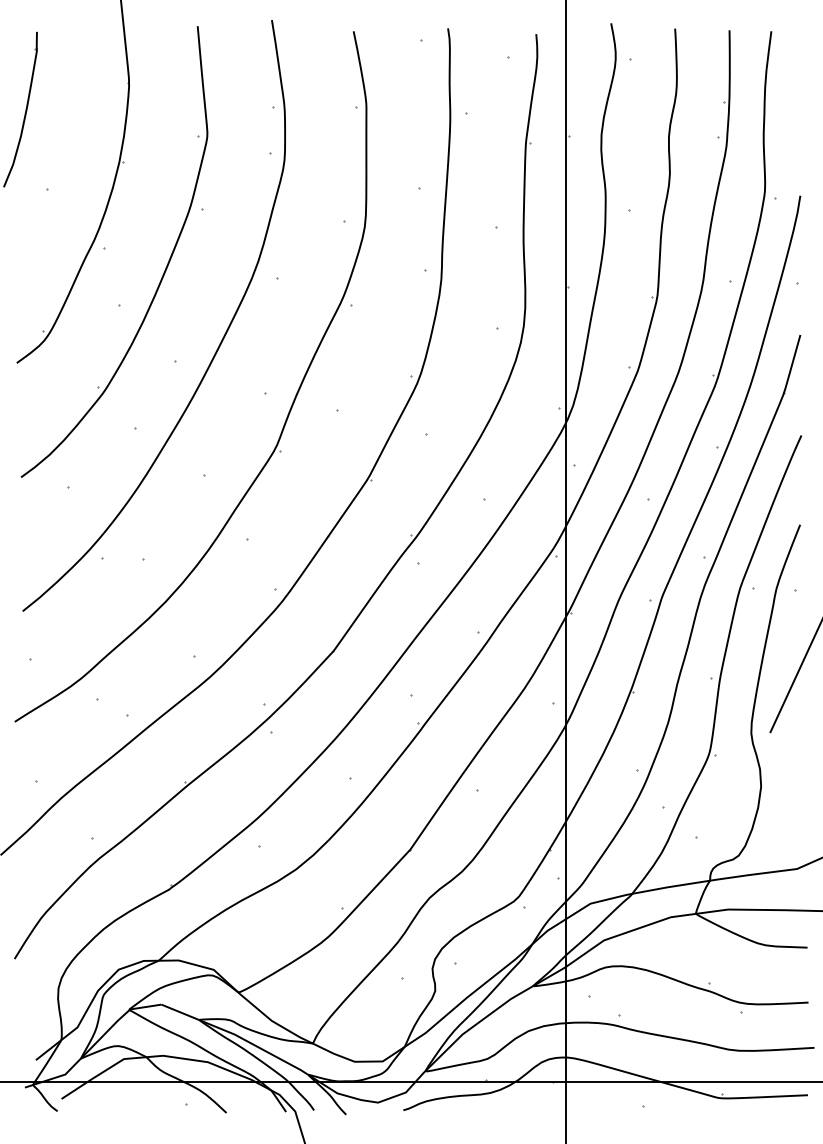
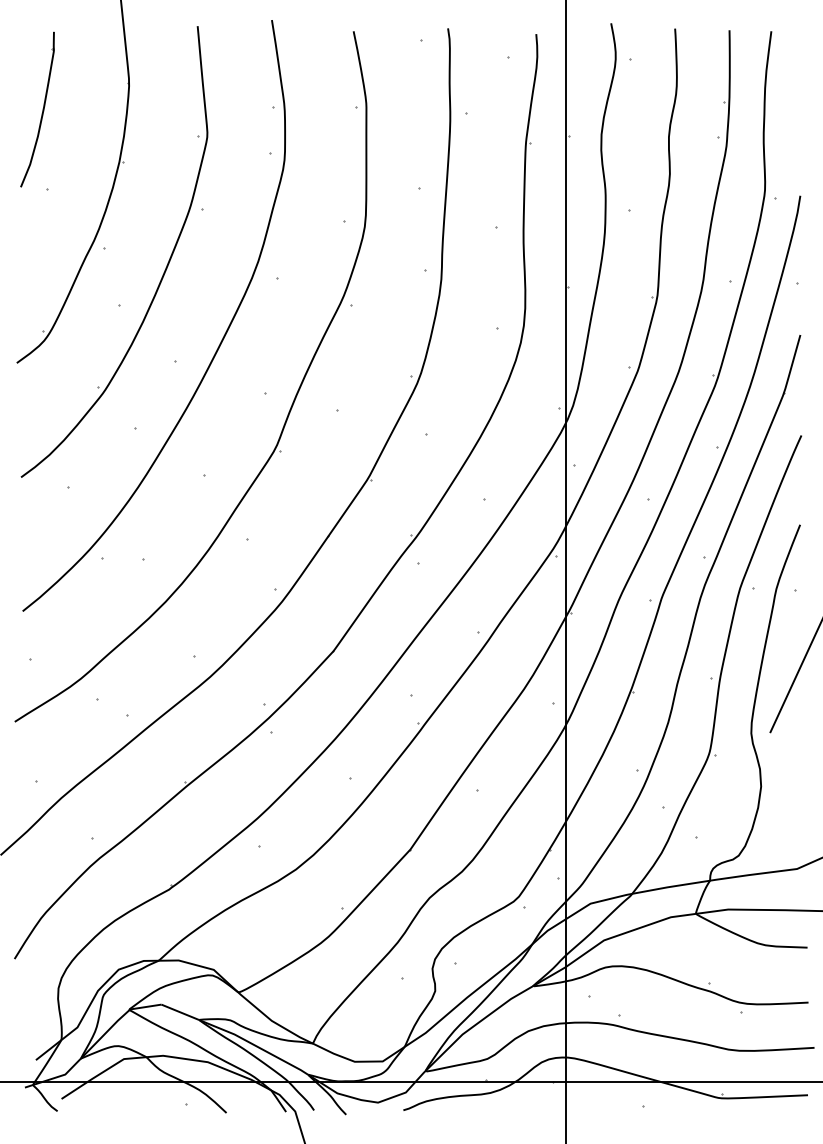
part position: (20, 109) -> (37, 109) (37, 109)
